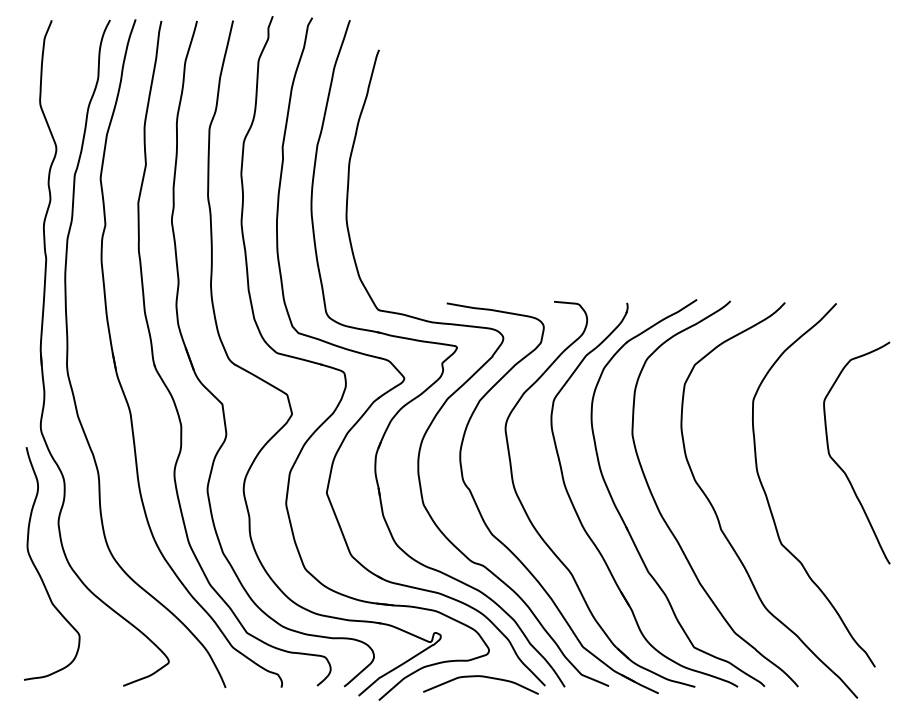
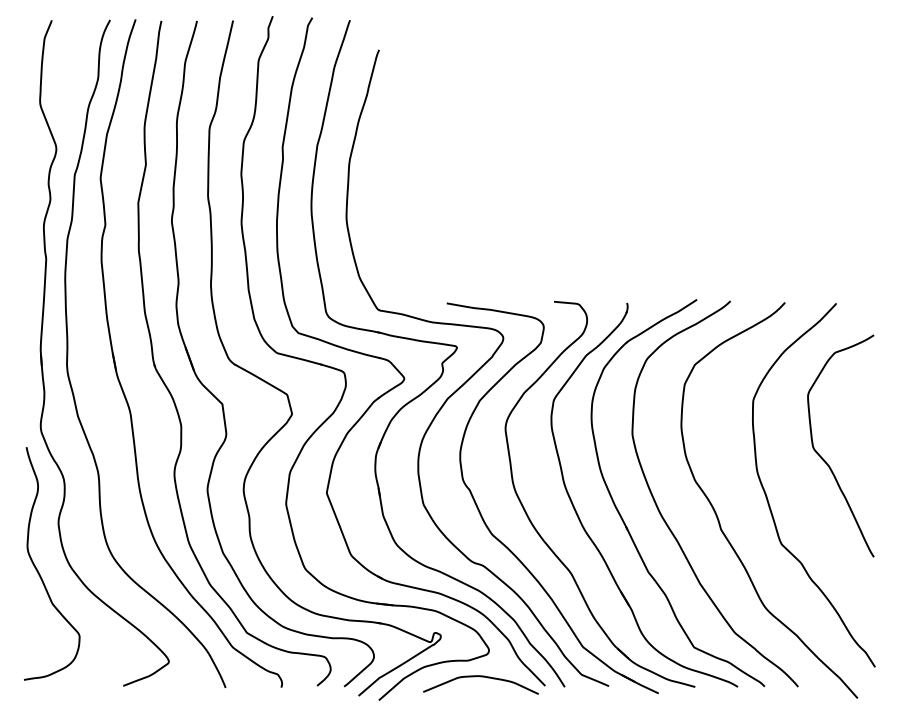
curve position: (841, 467) -> (825, 460) (825, 460)
